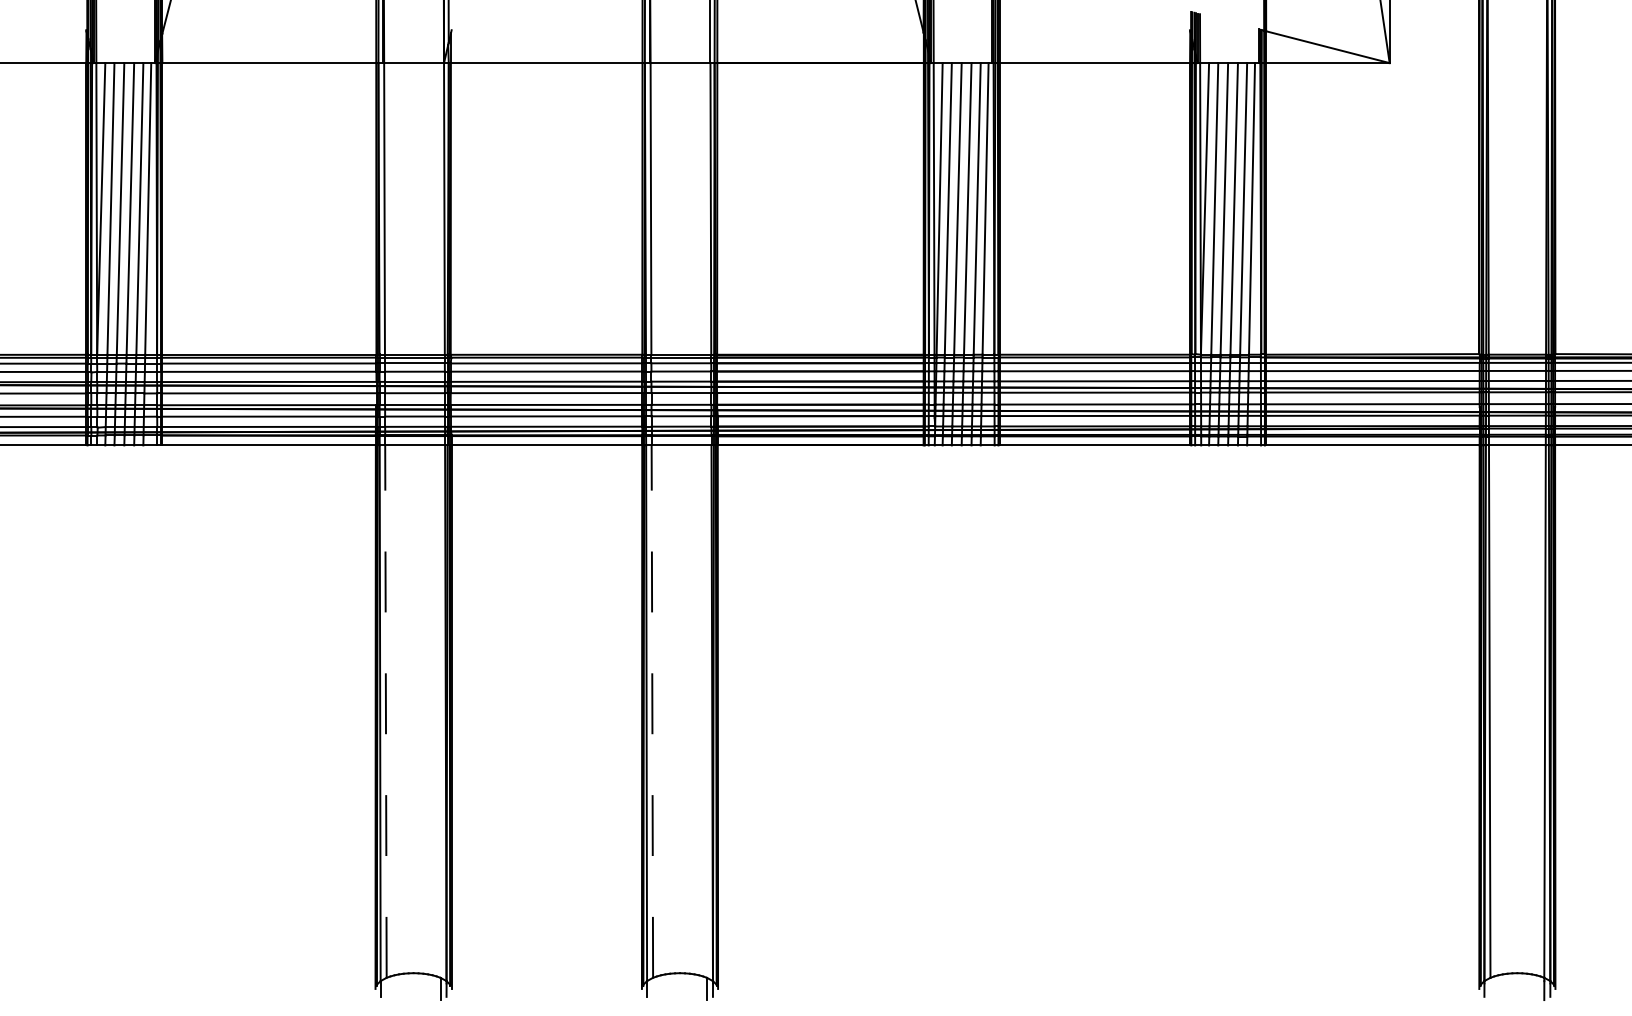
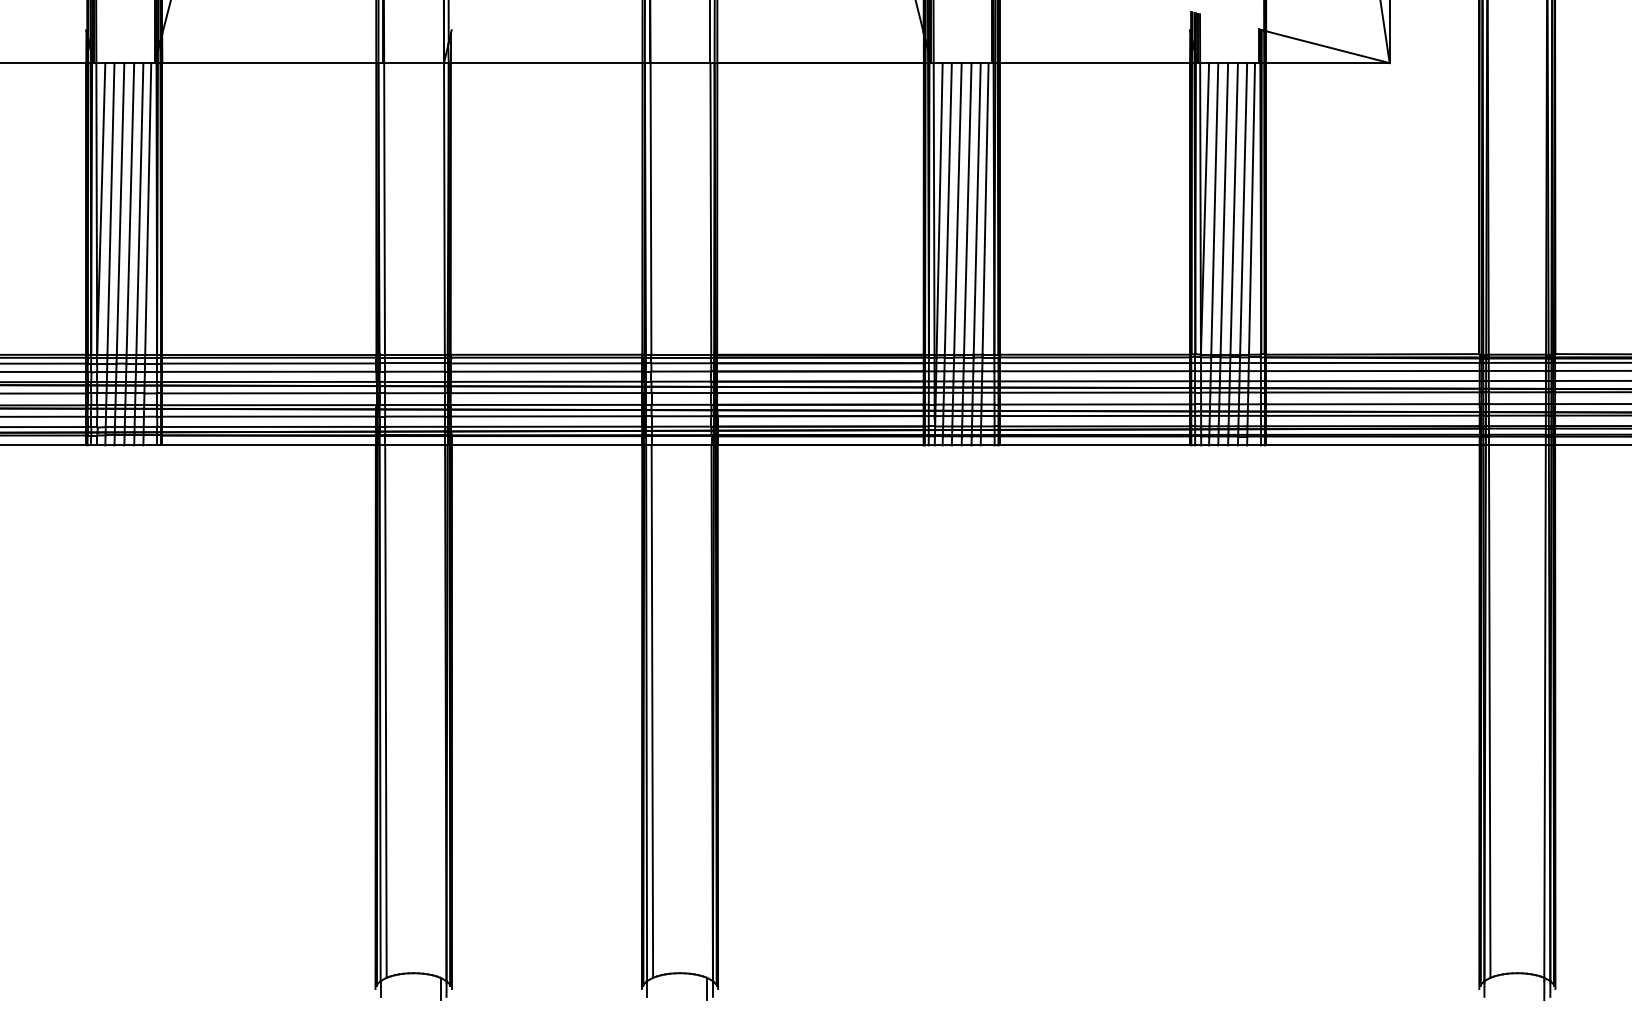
line: dashed -> solid (385, 711)
line: dashed -> solid (652, 711)
